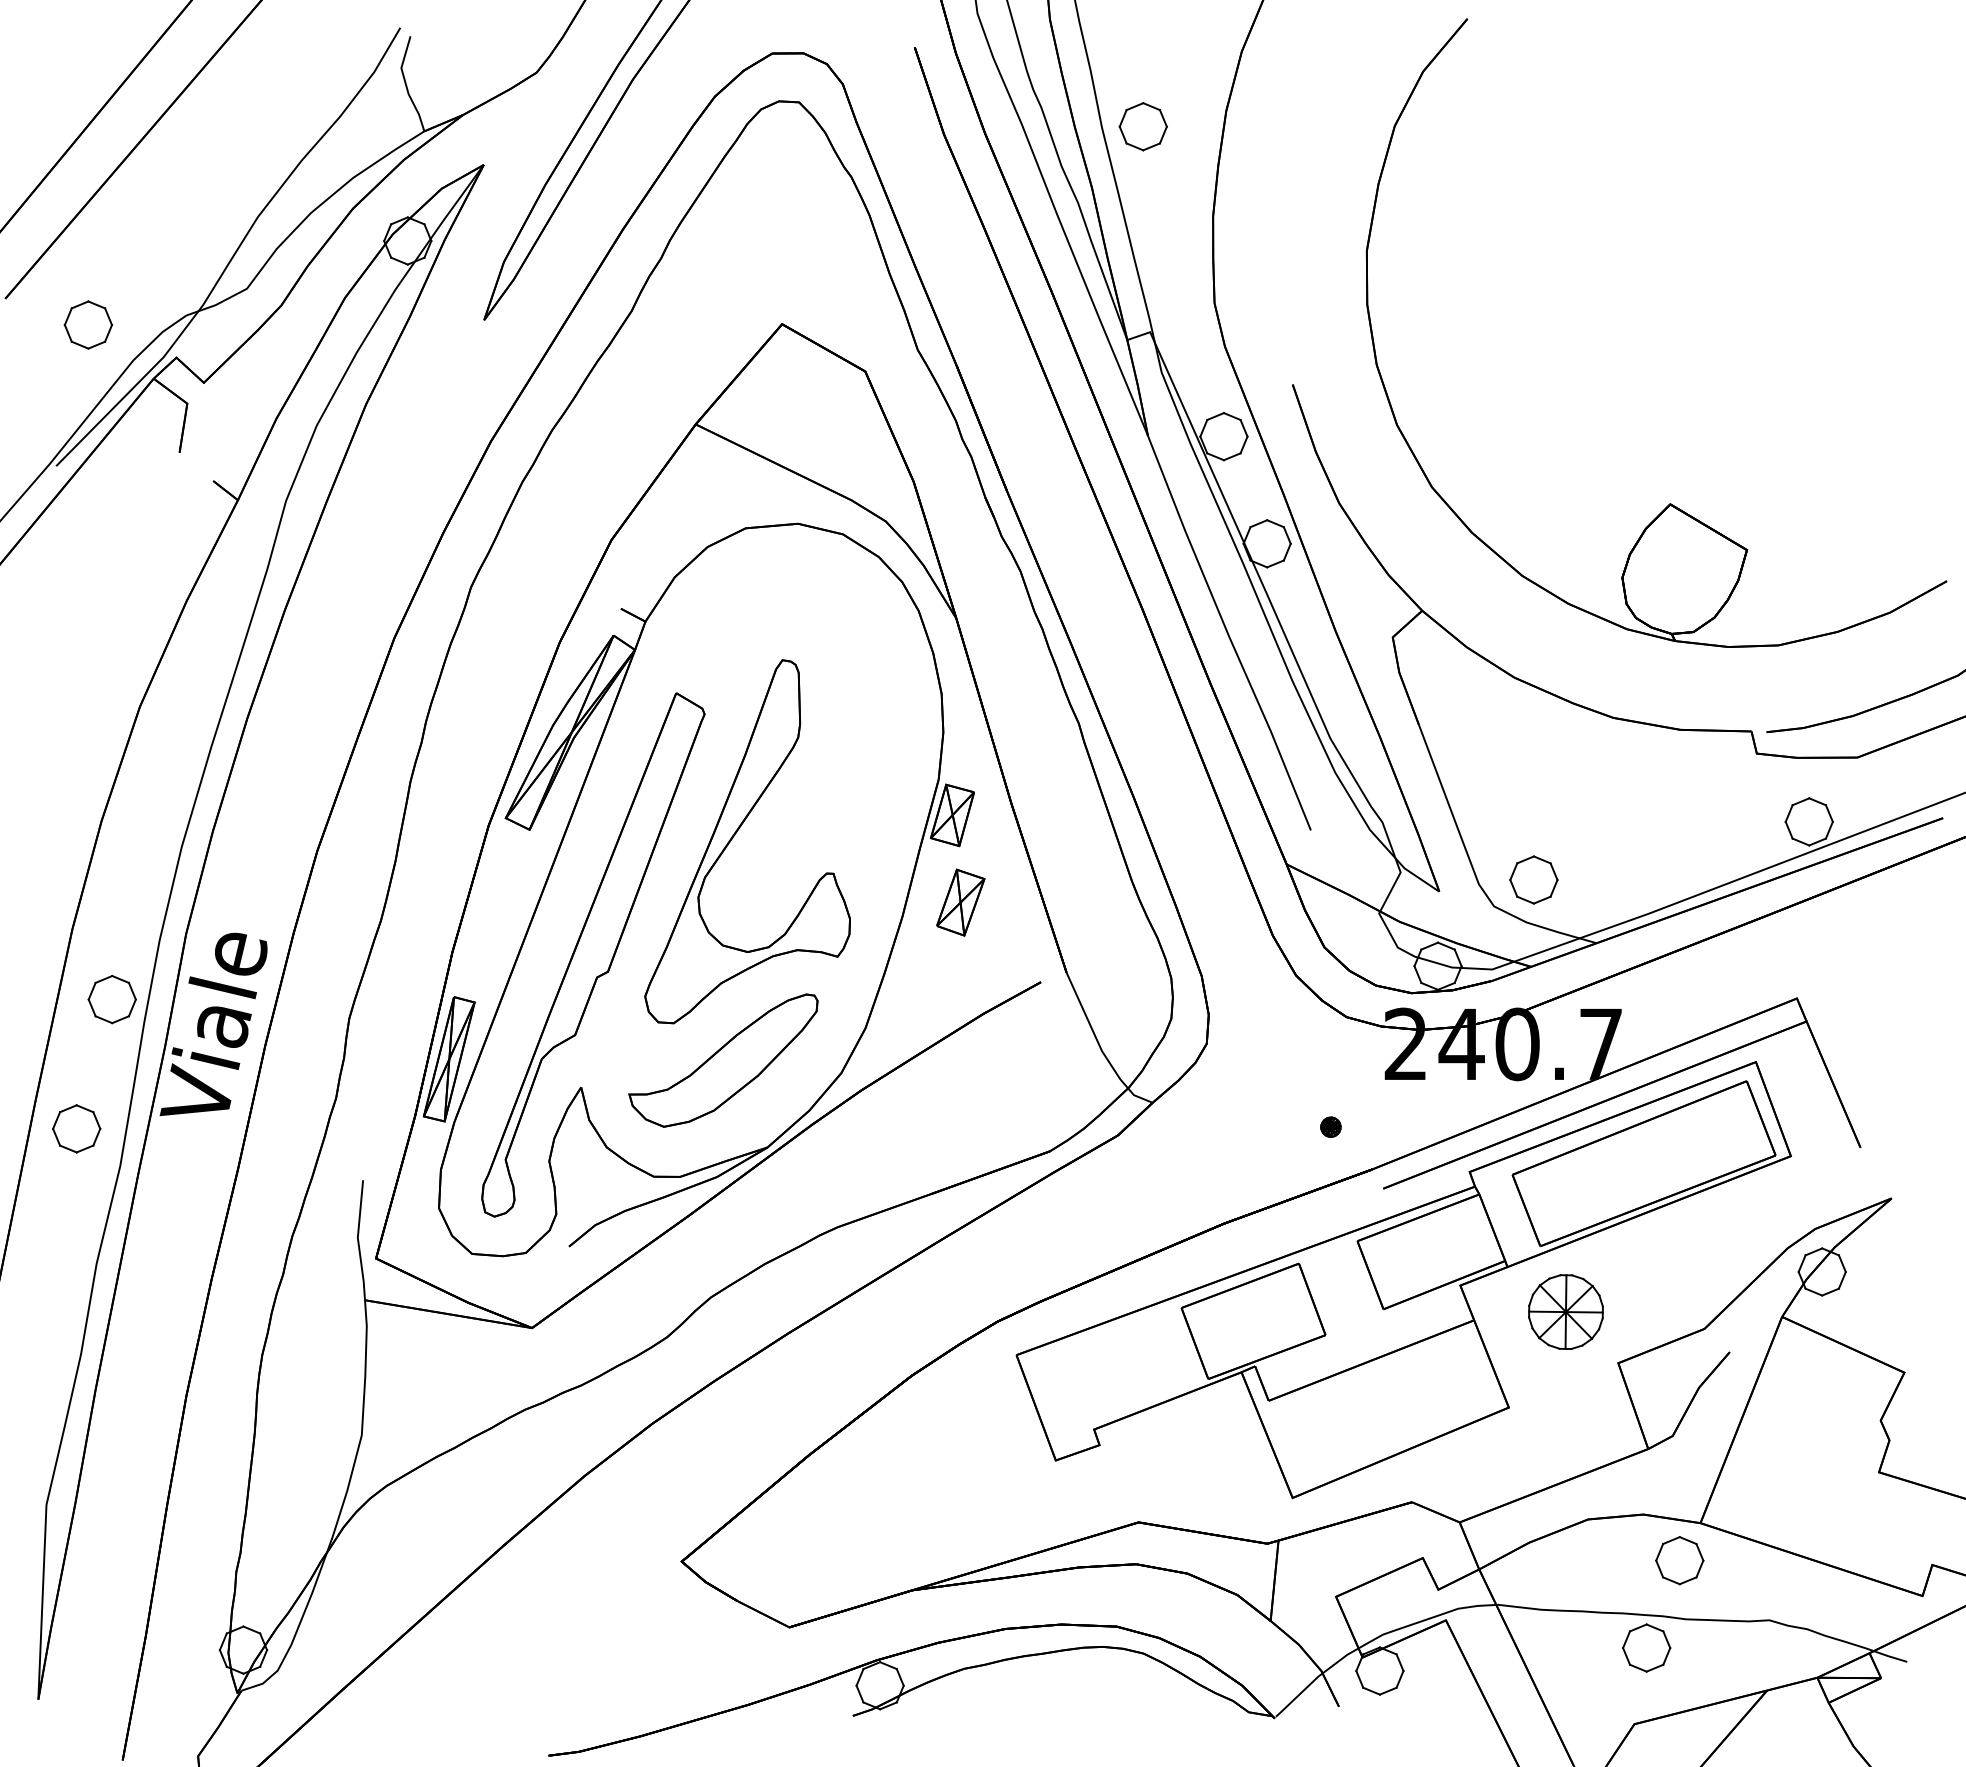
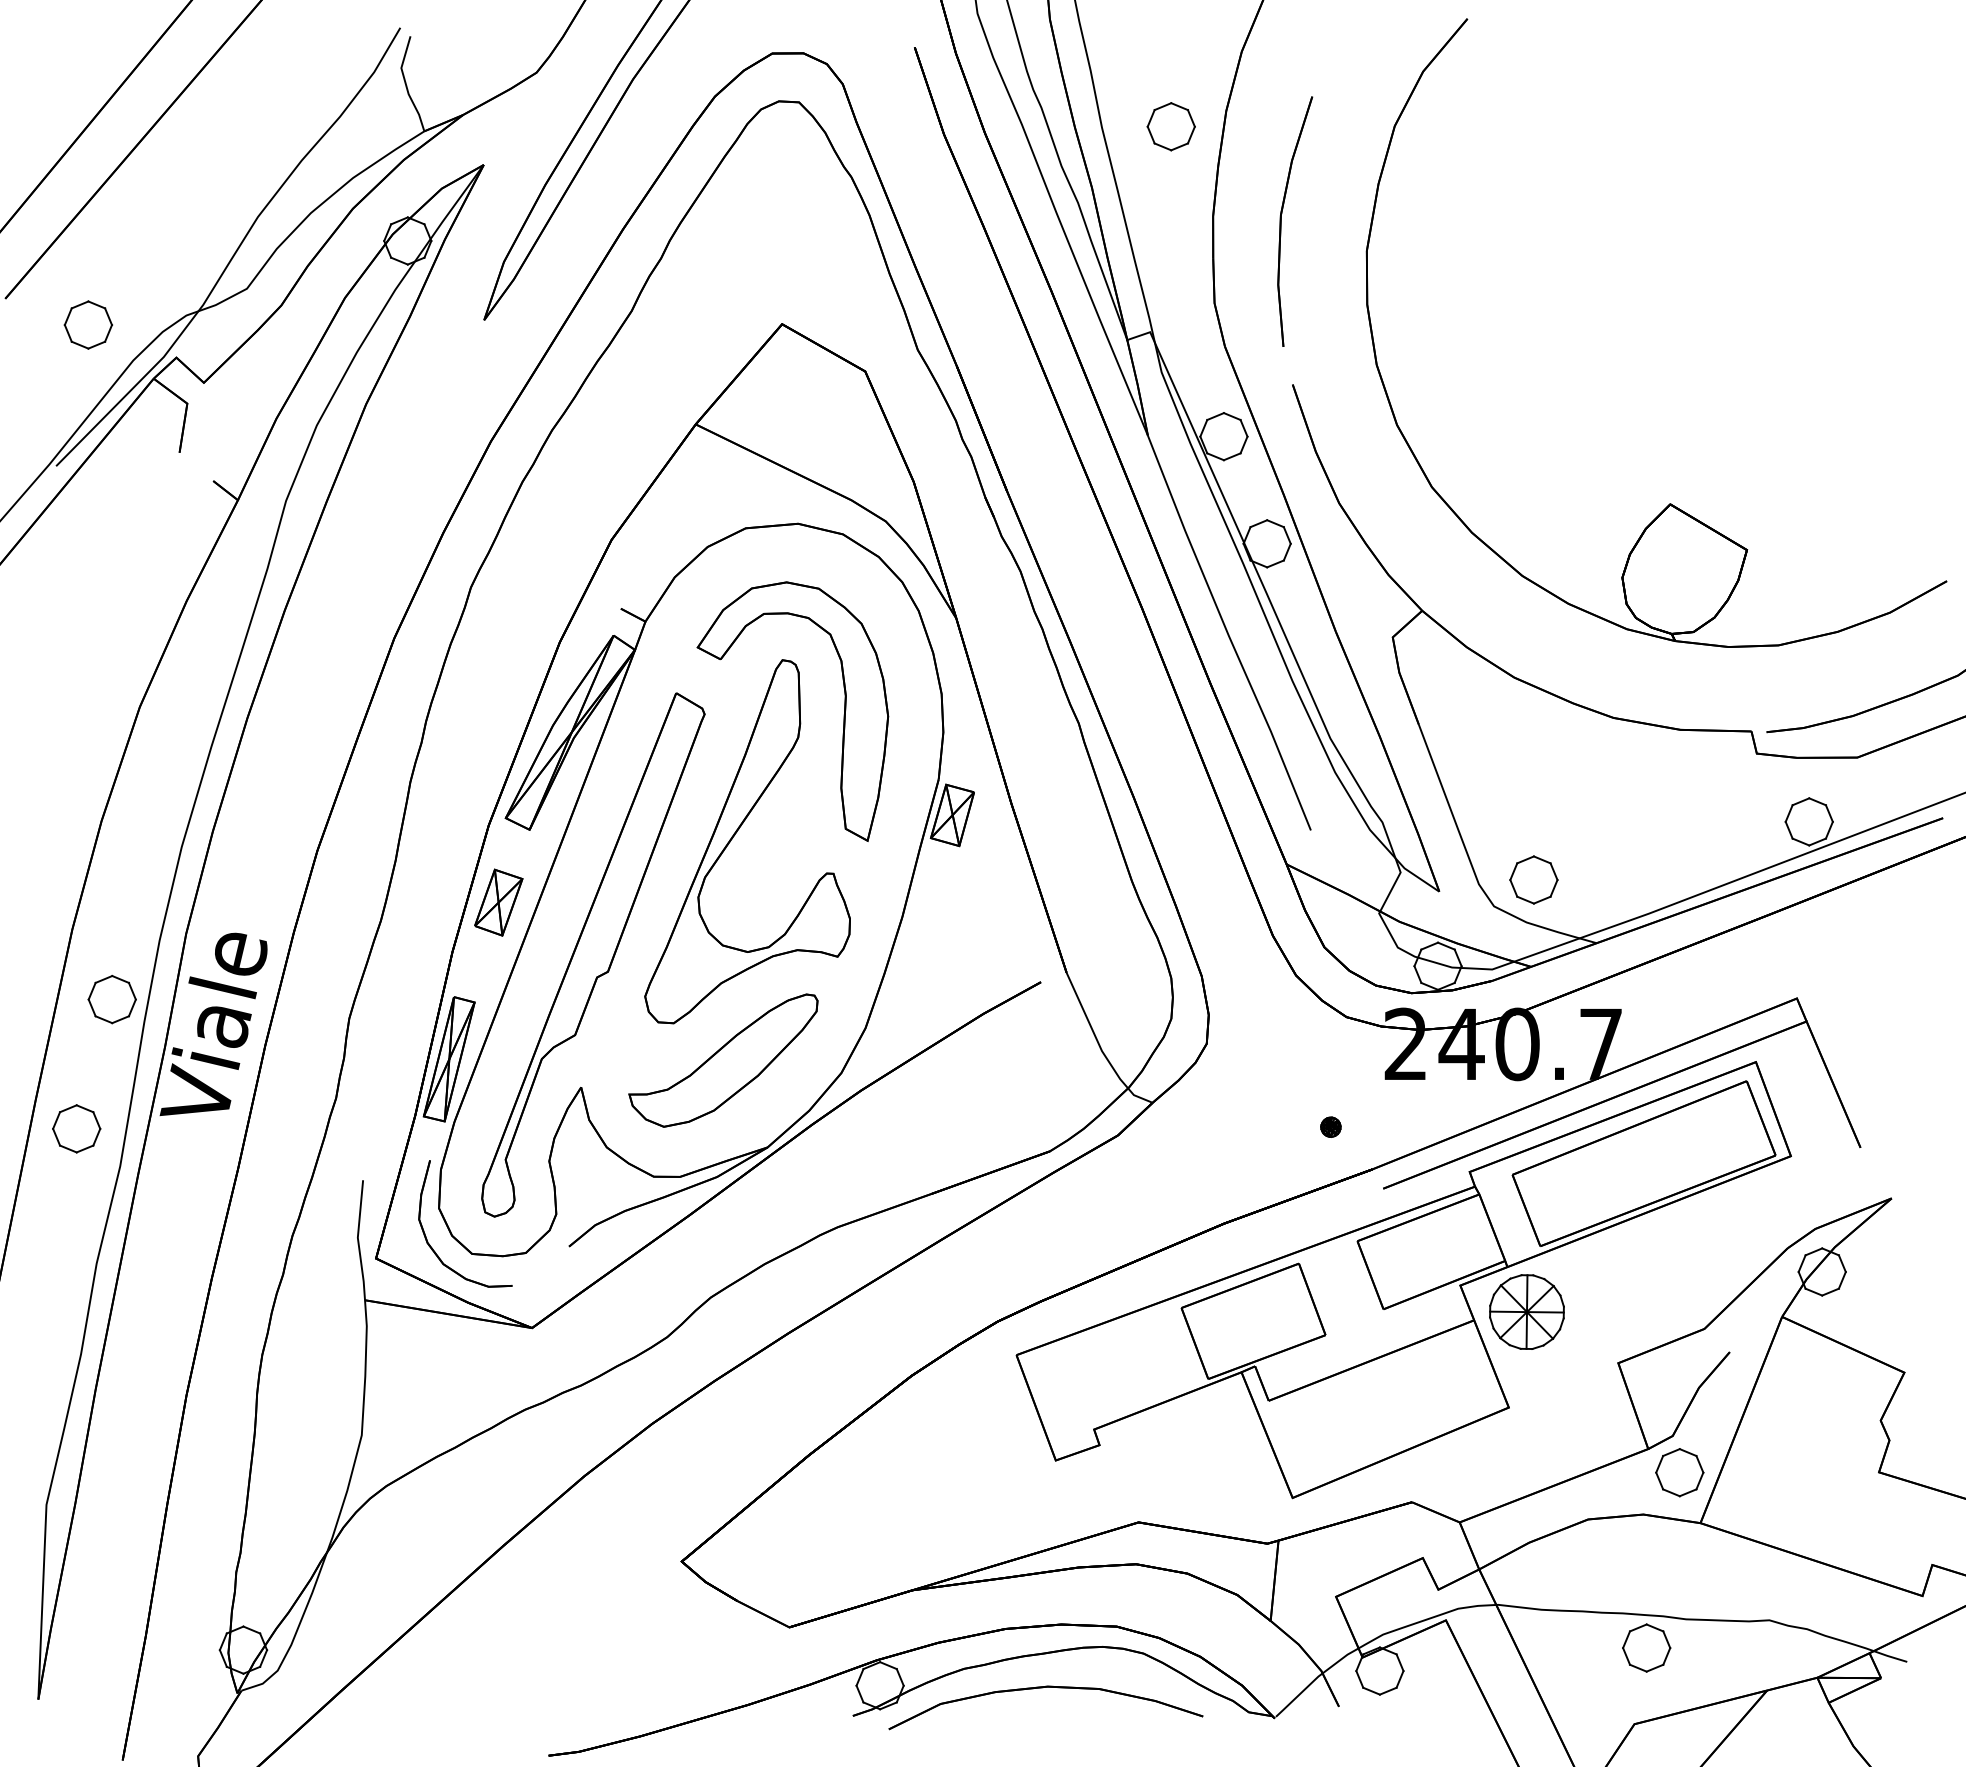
part position: (1142, 126) -> (1170, 126) (1170, 126)
part: none -> present (1281, 221)
part: none -> present (843, 714)
part position: (960, 902) -> (498, 902) (498, 902)
part: none -> present (432, 1247)
part position: (1565, 1311) -> (1526, 1311) (1526, 1311)
part position: (1679, 1560) -> (1679, 1472) (1679, 1472)
part: none -> present (1042, 1688)
